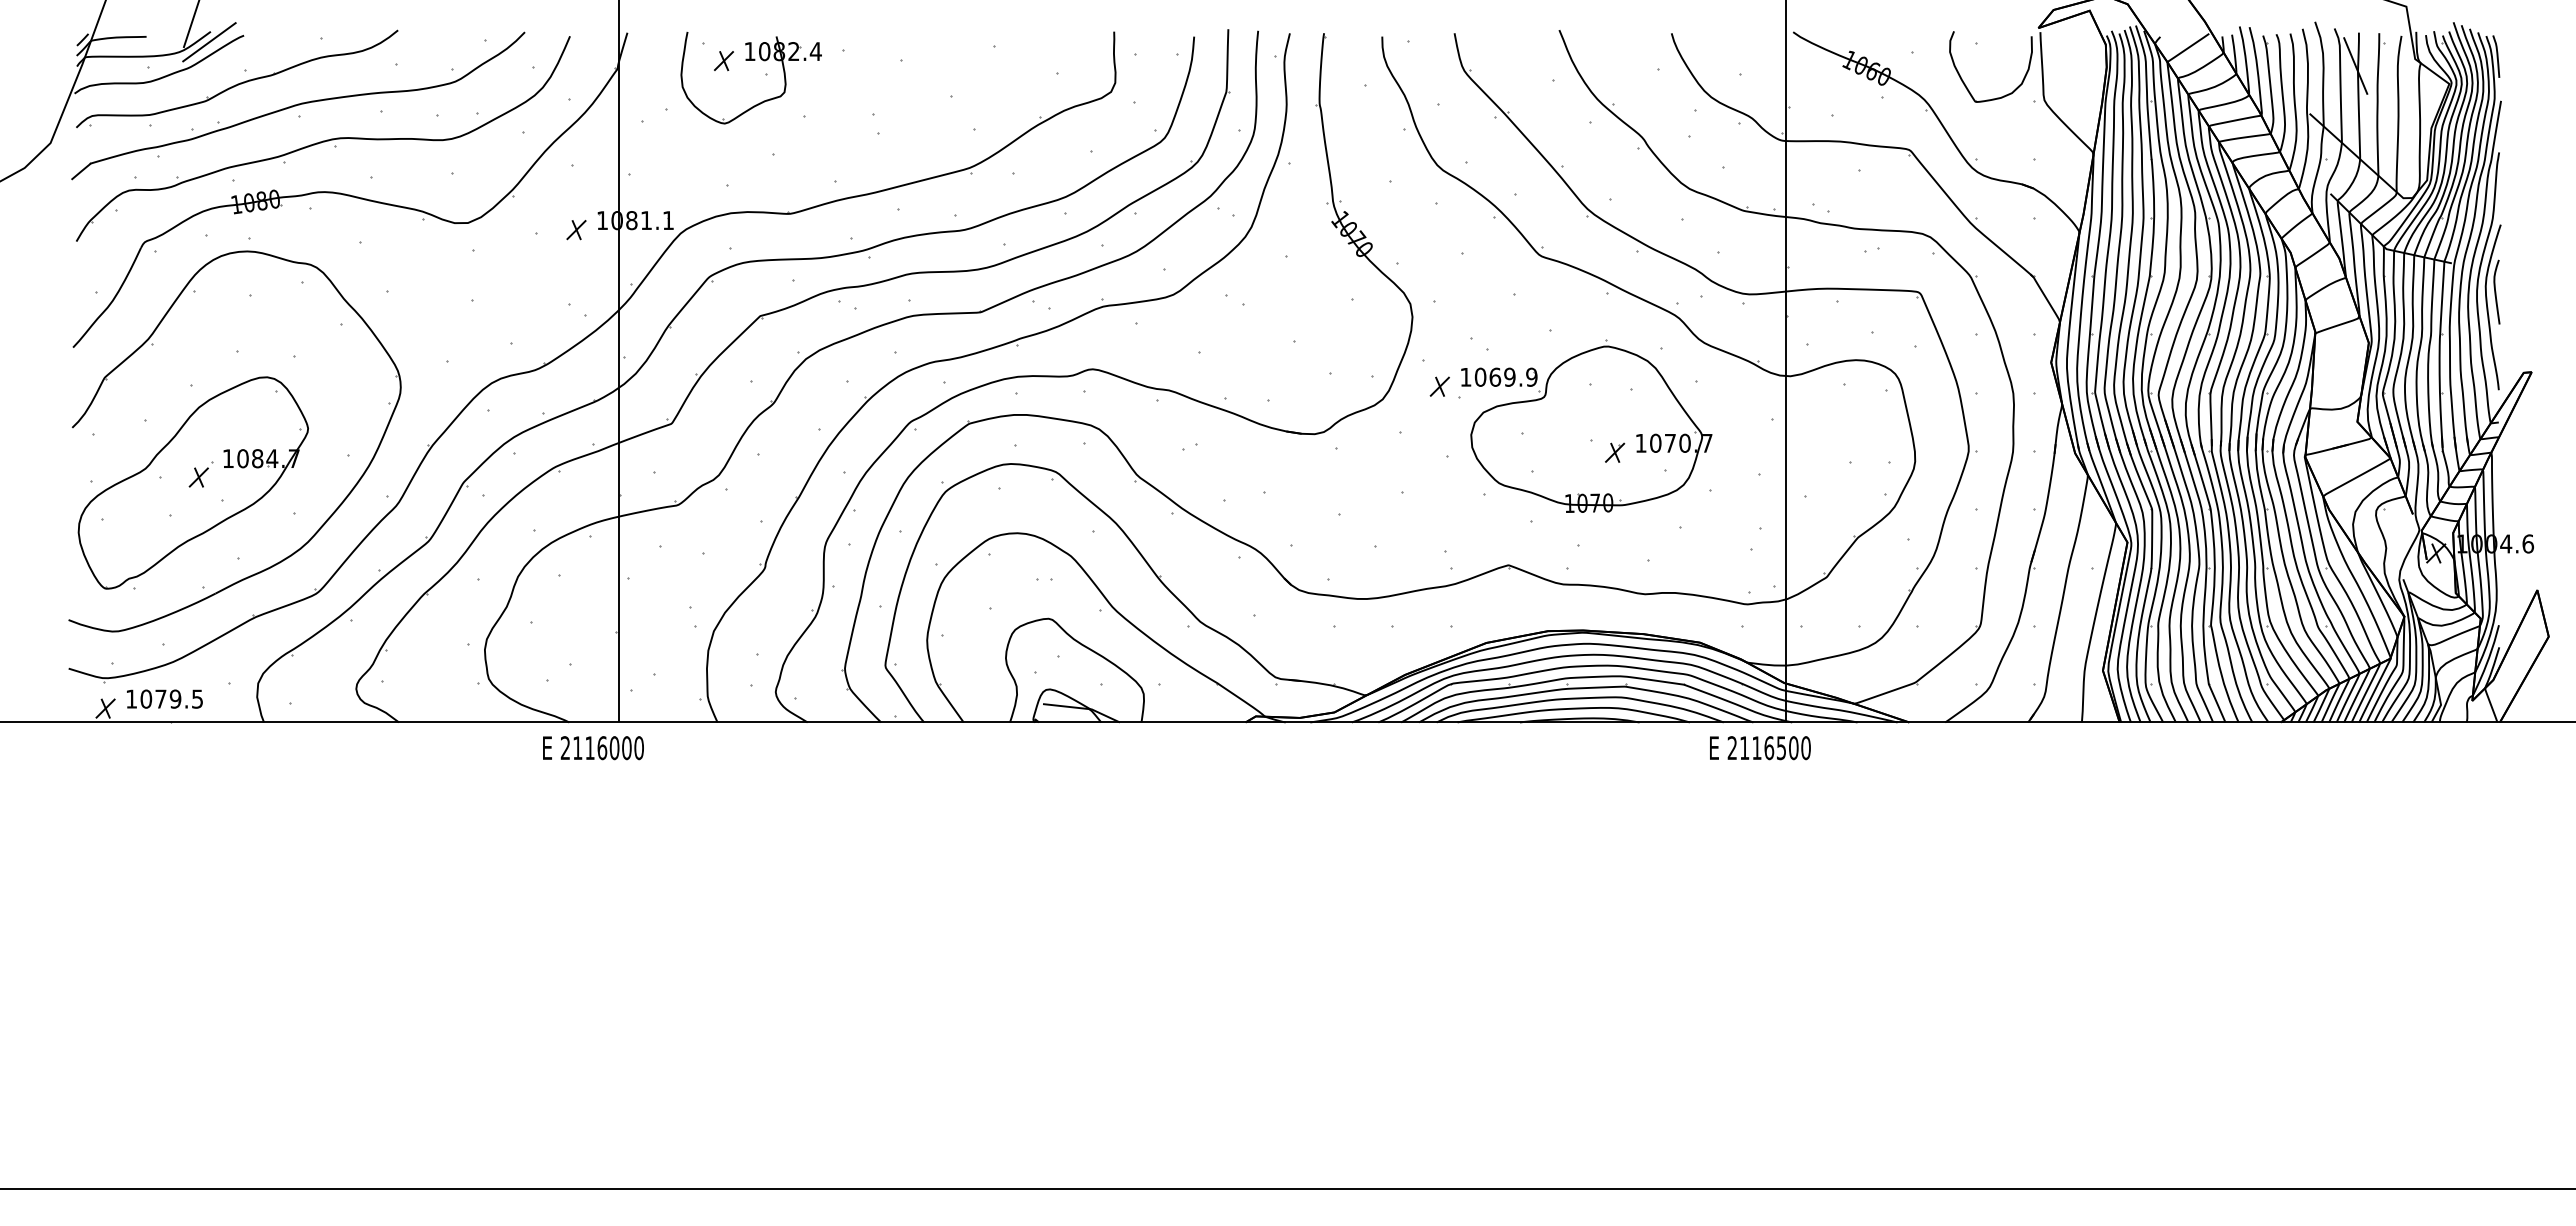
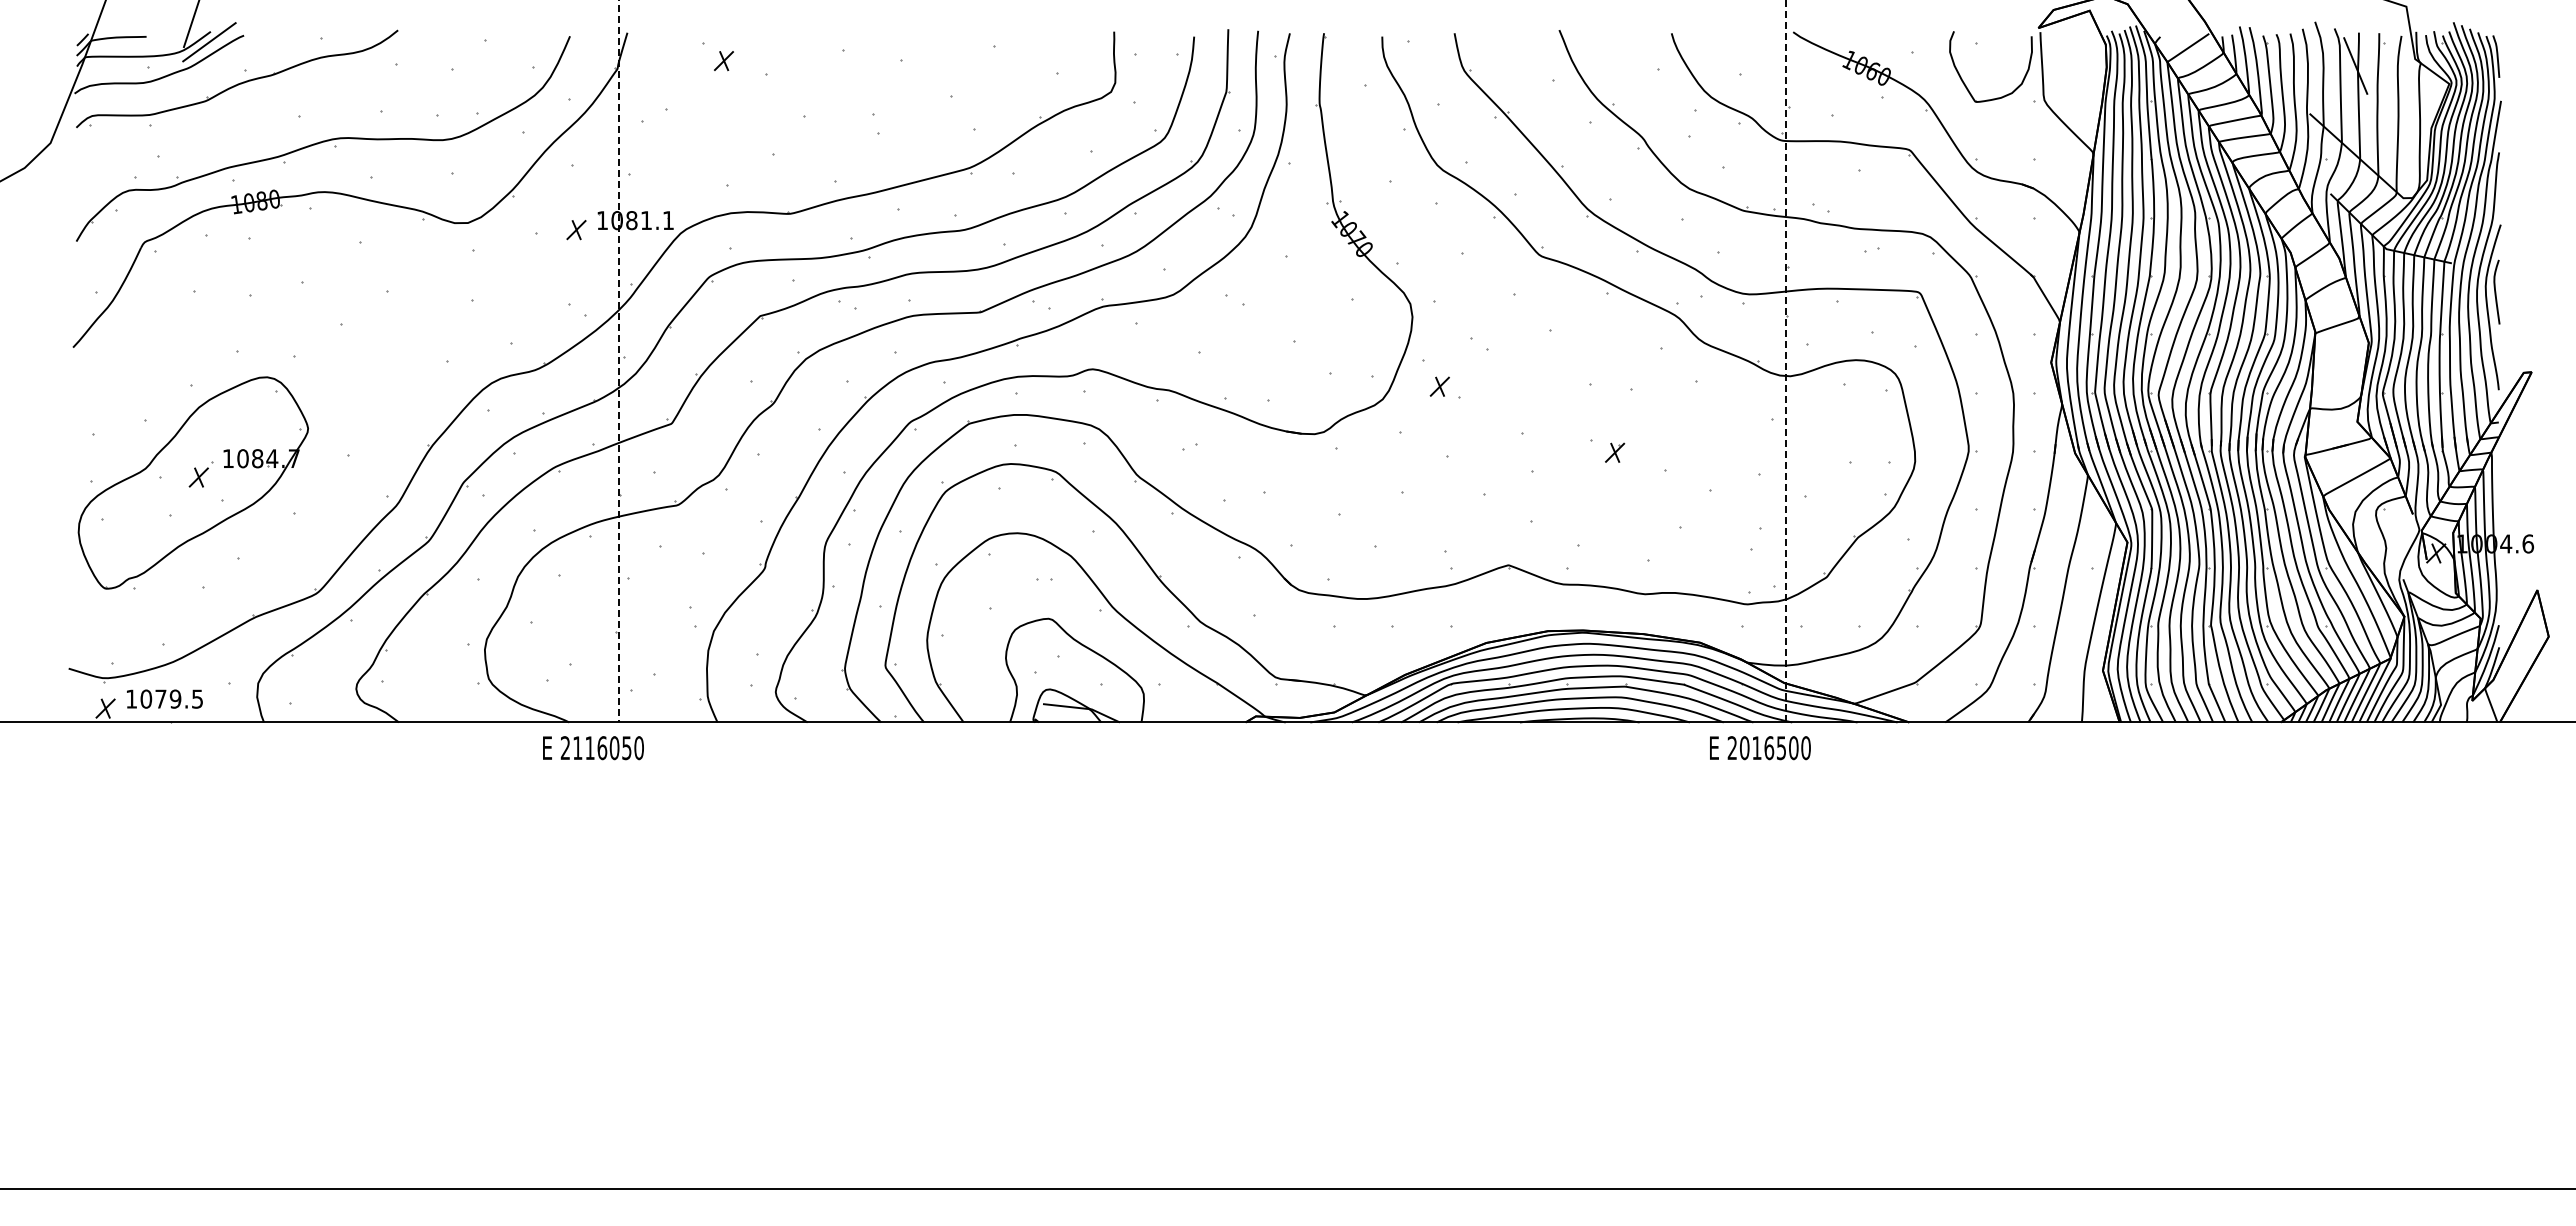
part: present -> none (750, 60)
part: present -> none (298, 105)
line: solid -> dashed (619, 361)
line: solid -> dashed (1785, 361)
part: present -> none (1586, 425)
part: present -> none (326, 519)
text: 2116000 -> 2116050 (626, 748)
text: 2116500 -> 2016500 (1744, 748)
